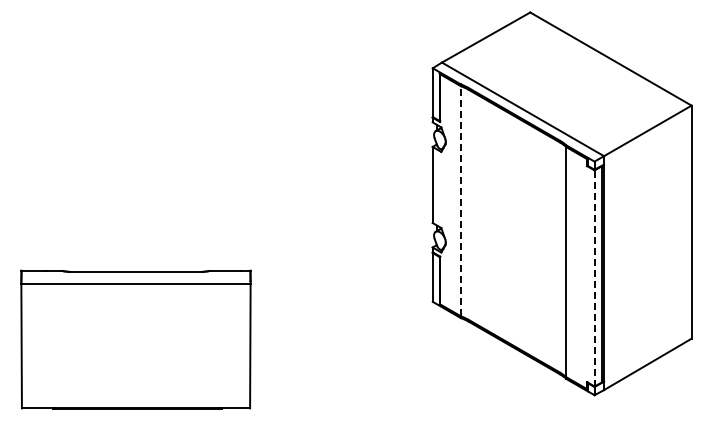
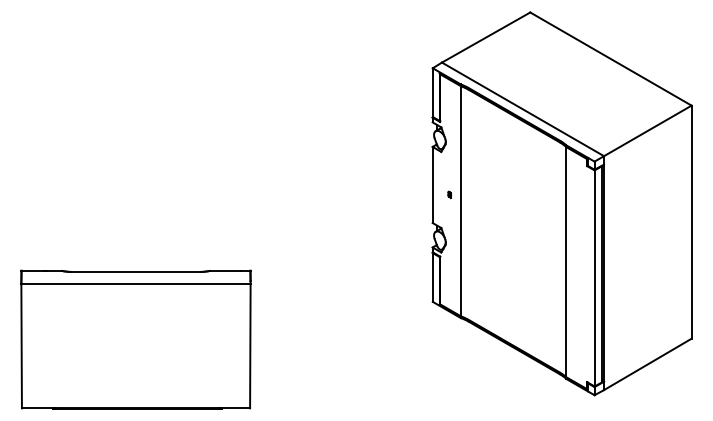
part: none -> present (449, 194)
line: dashed -> solid (461, 200)
line: dashed -> solid (594, 277)
